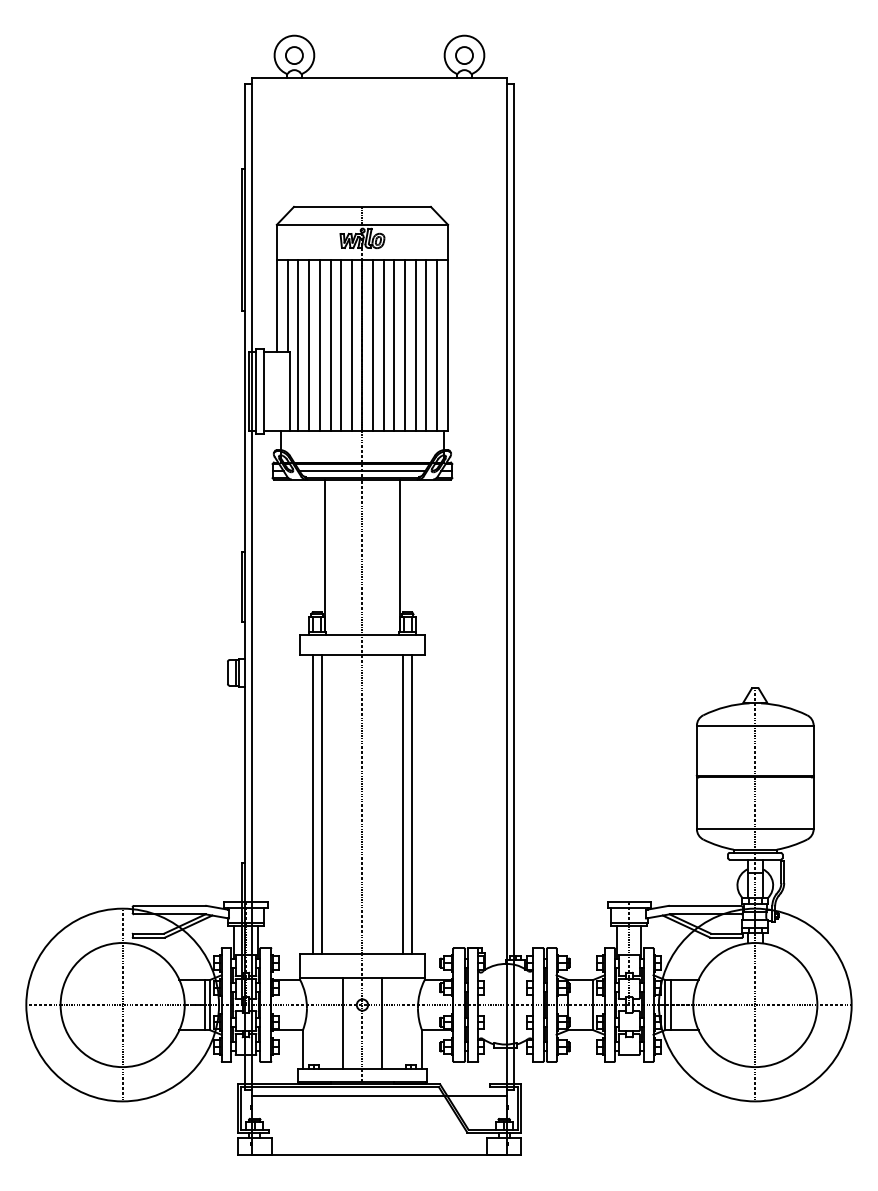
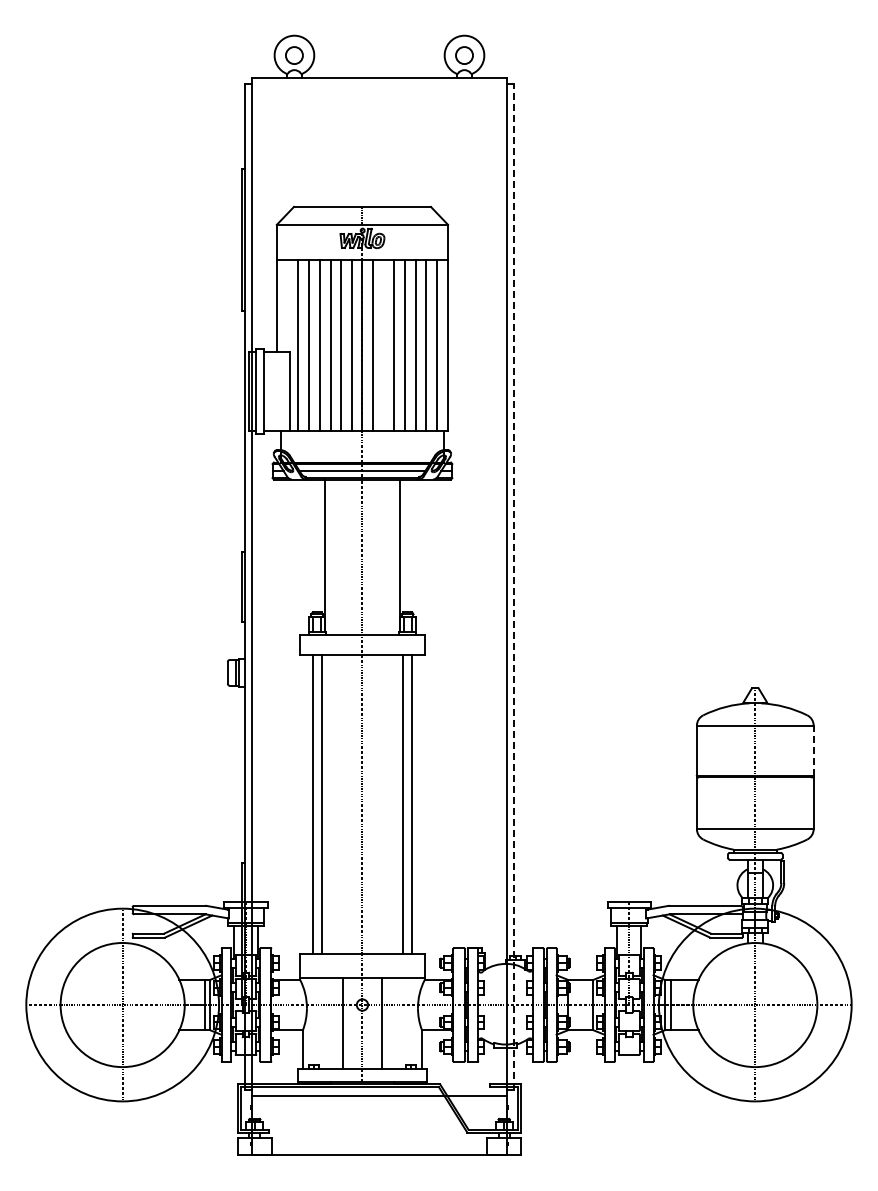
line: present -> none (287, 305)
line: present -> none (383, 345)
line: solid -> dashed (514, 586)
line: solid -> dashed (813, 750)
